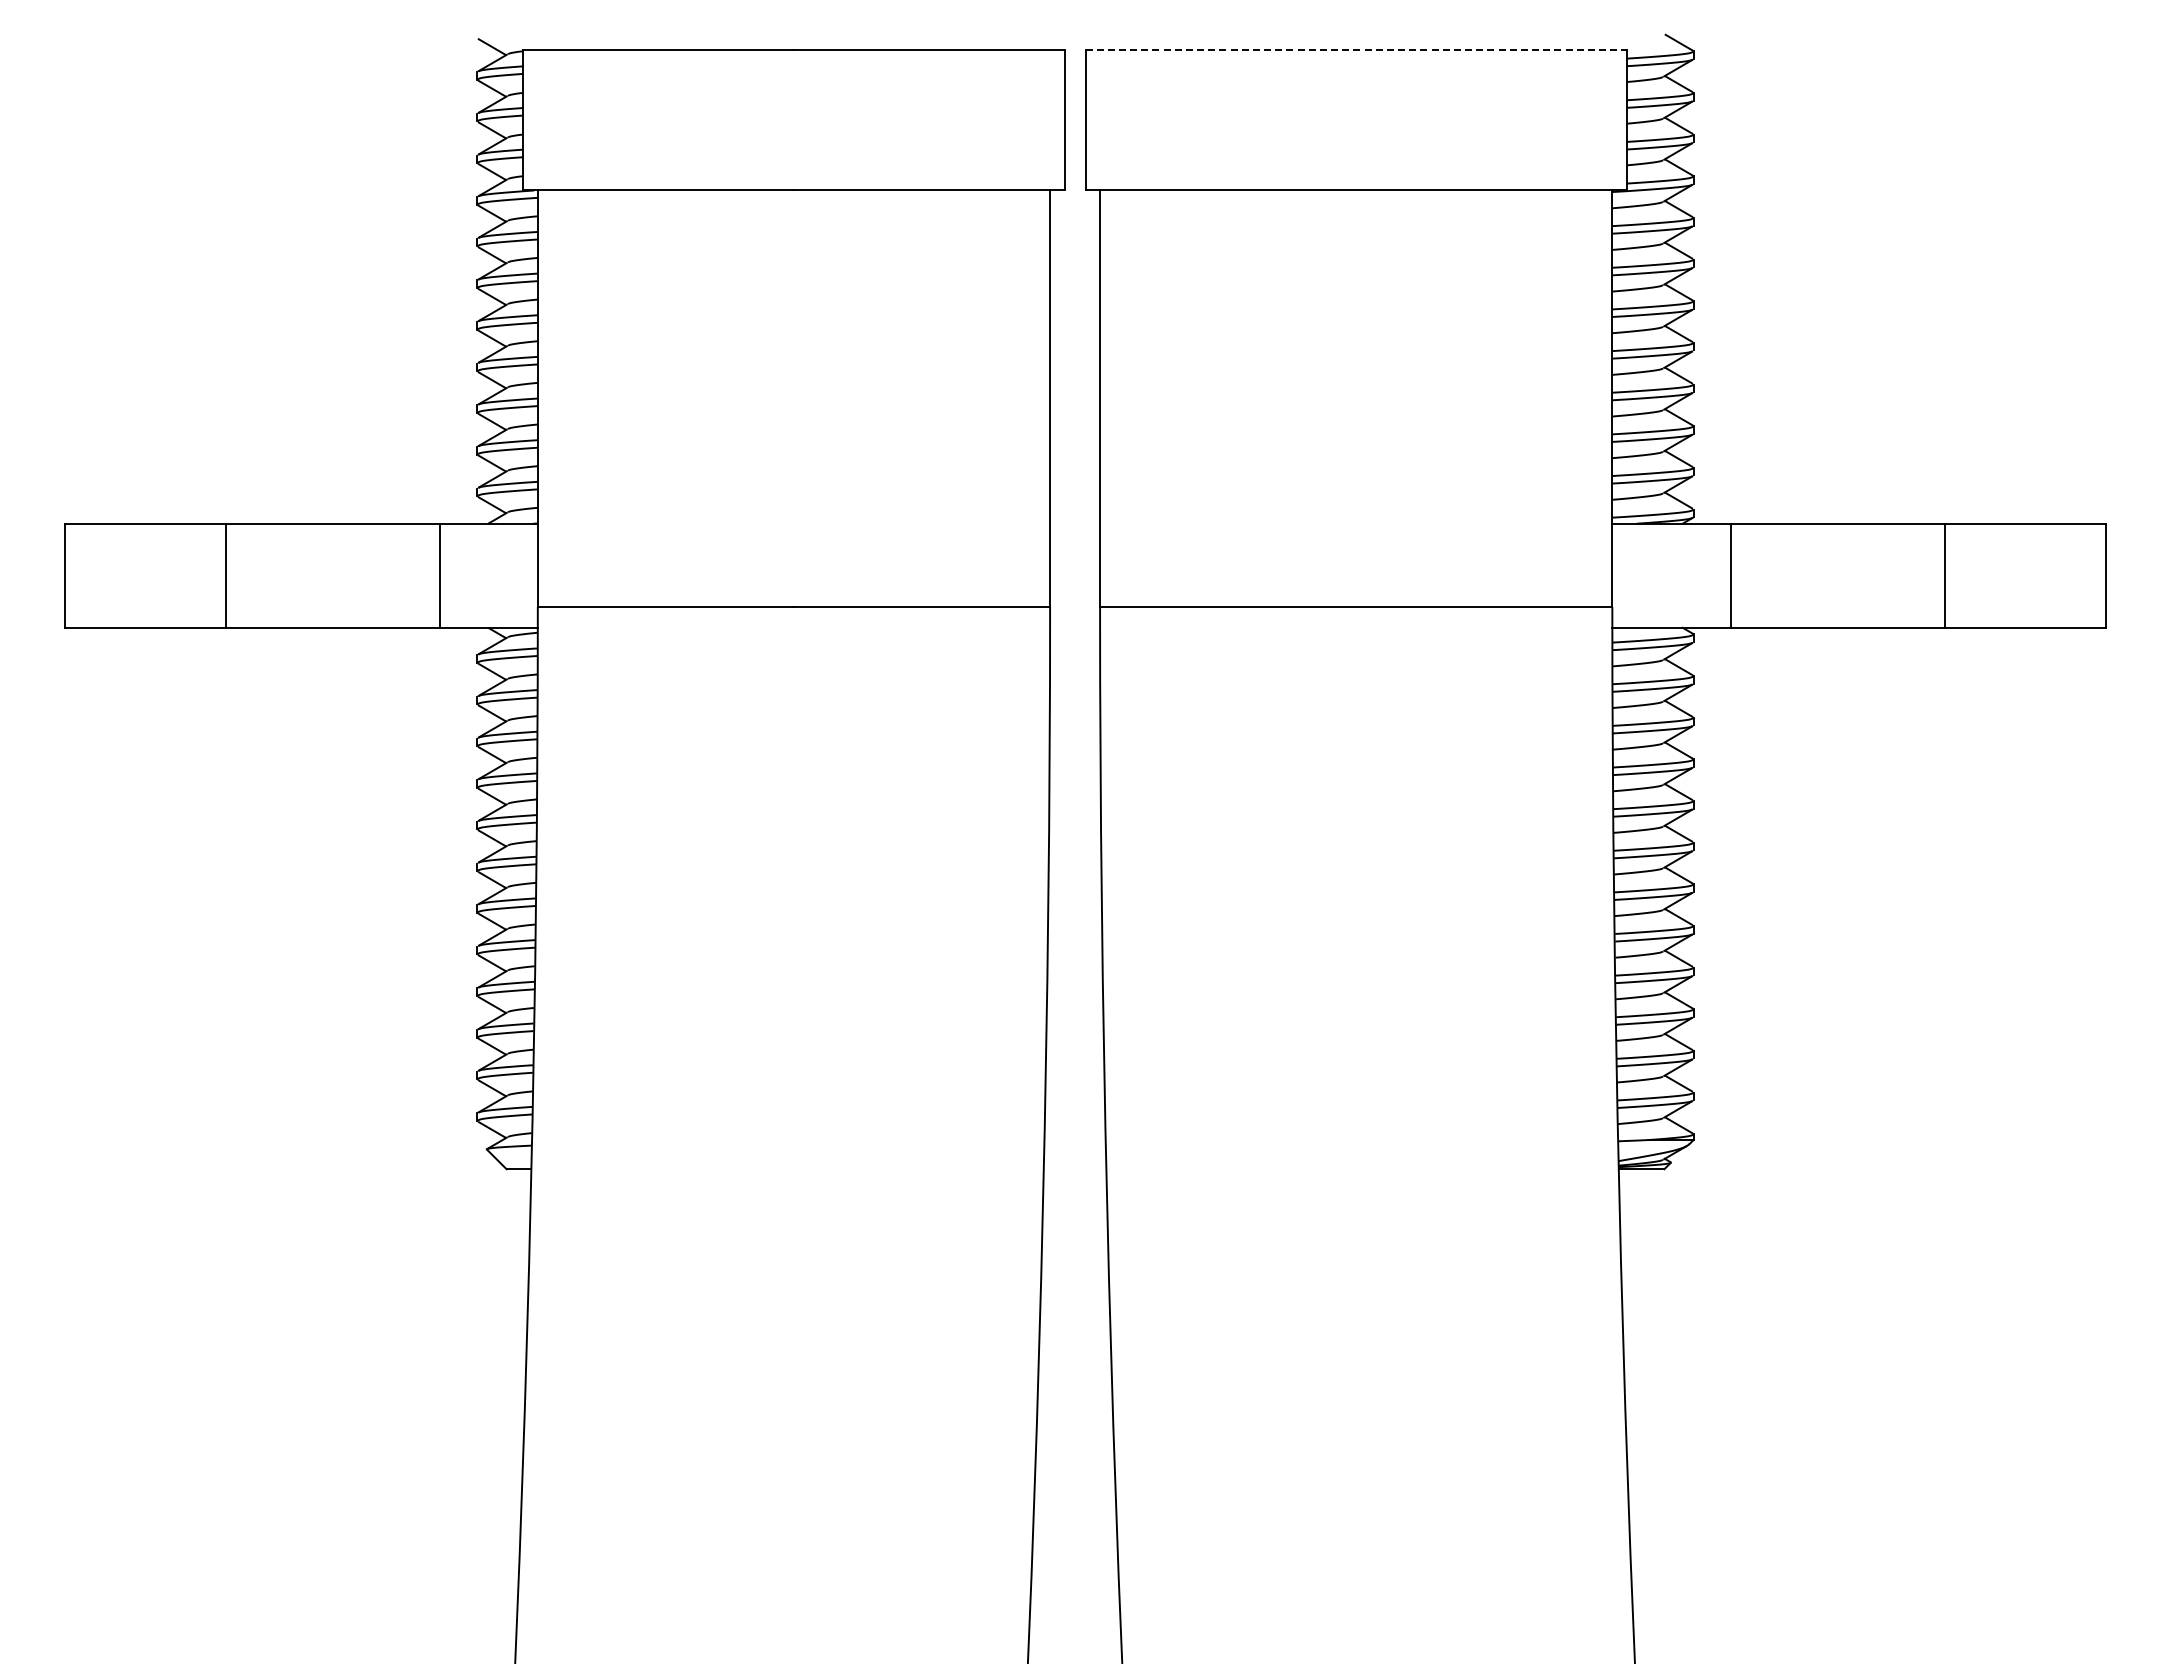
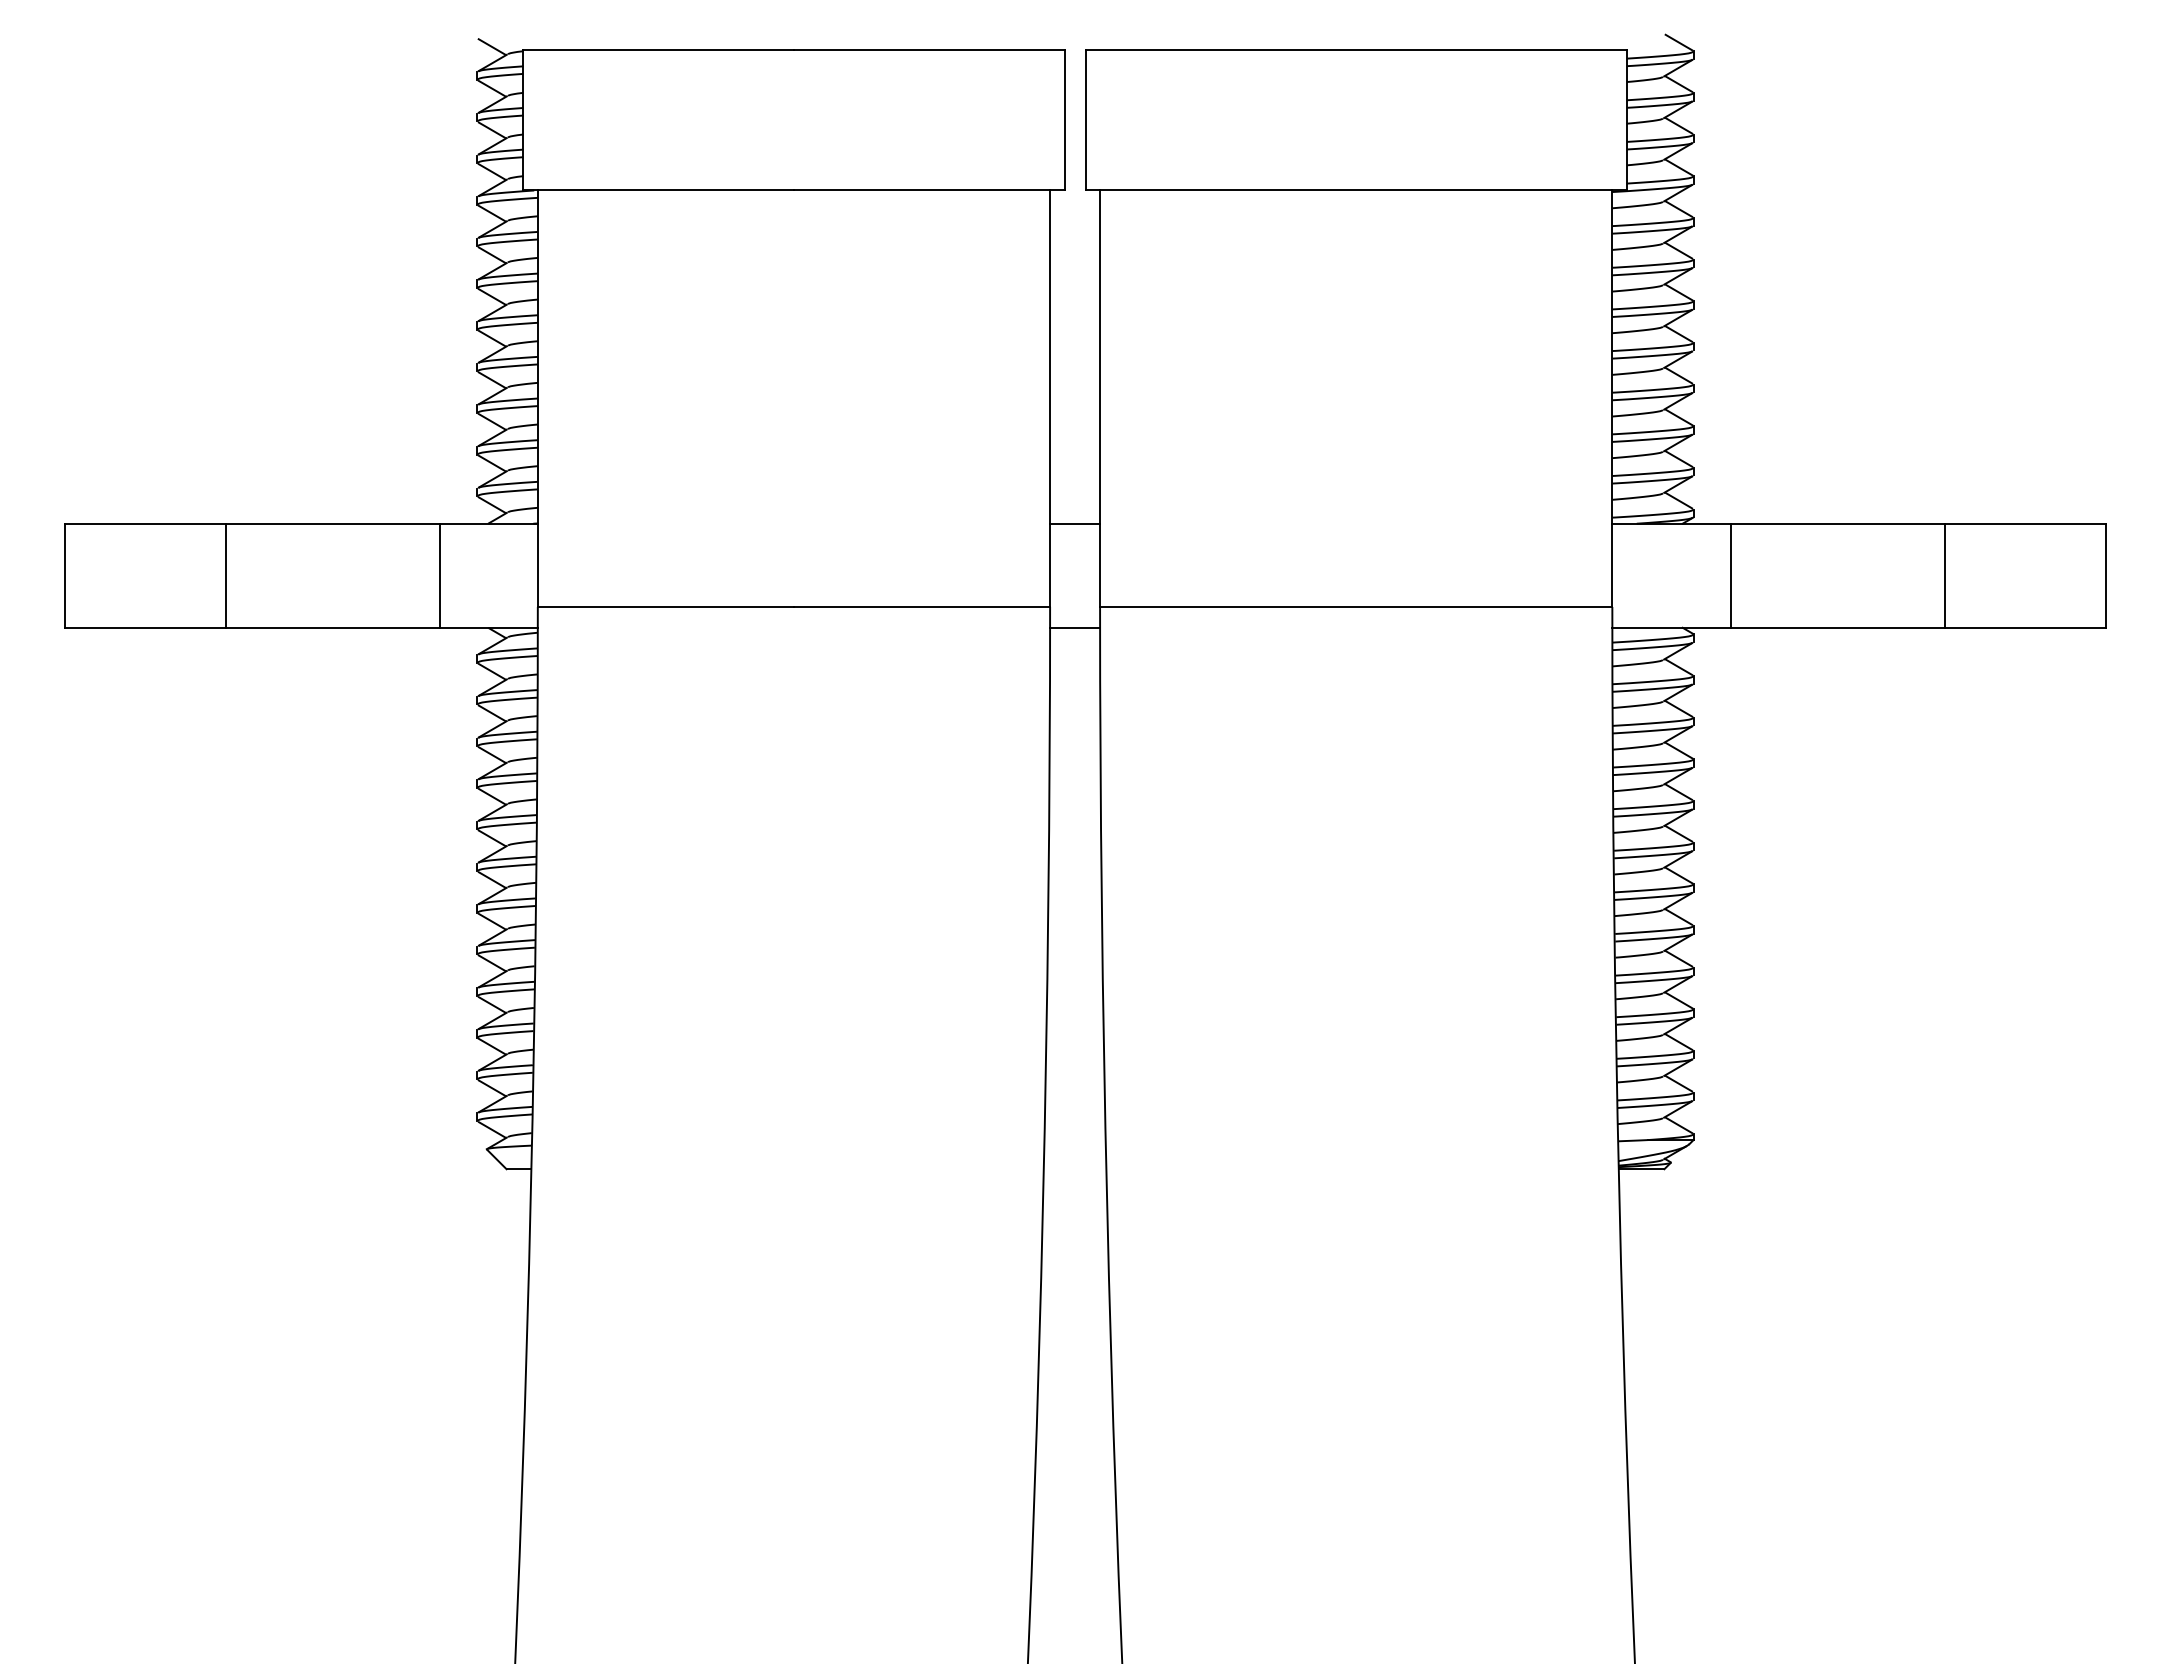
line: dashed -> solid (1356, 49)
line: none -> present (1075, 523)
line: none -> present (1075, 627)
